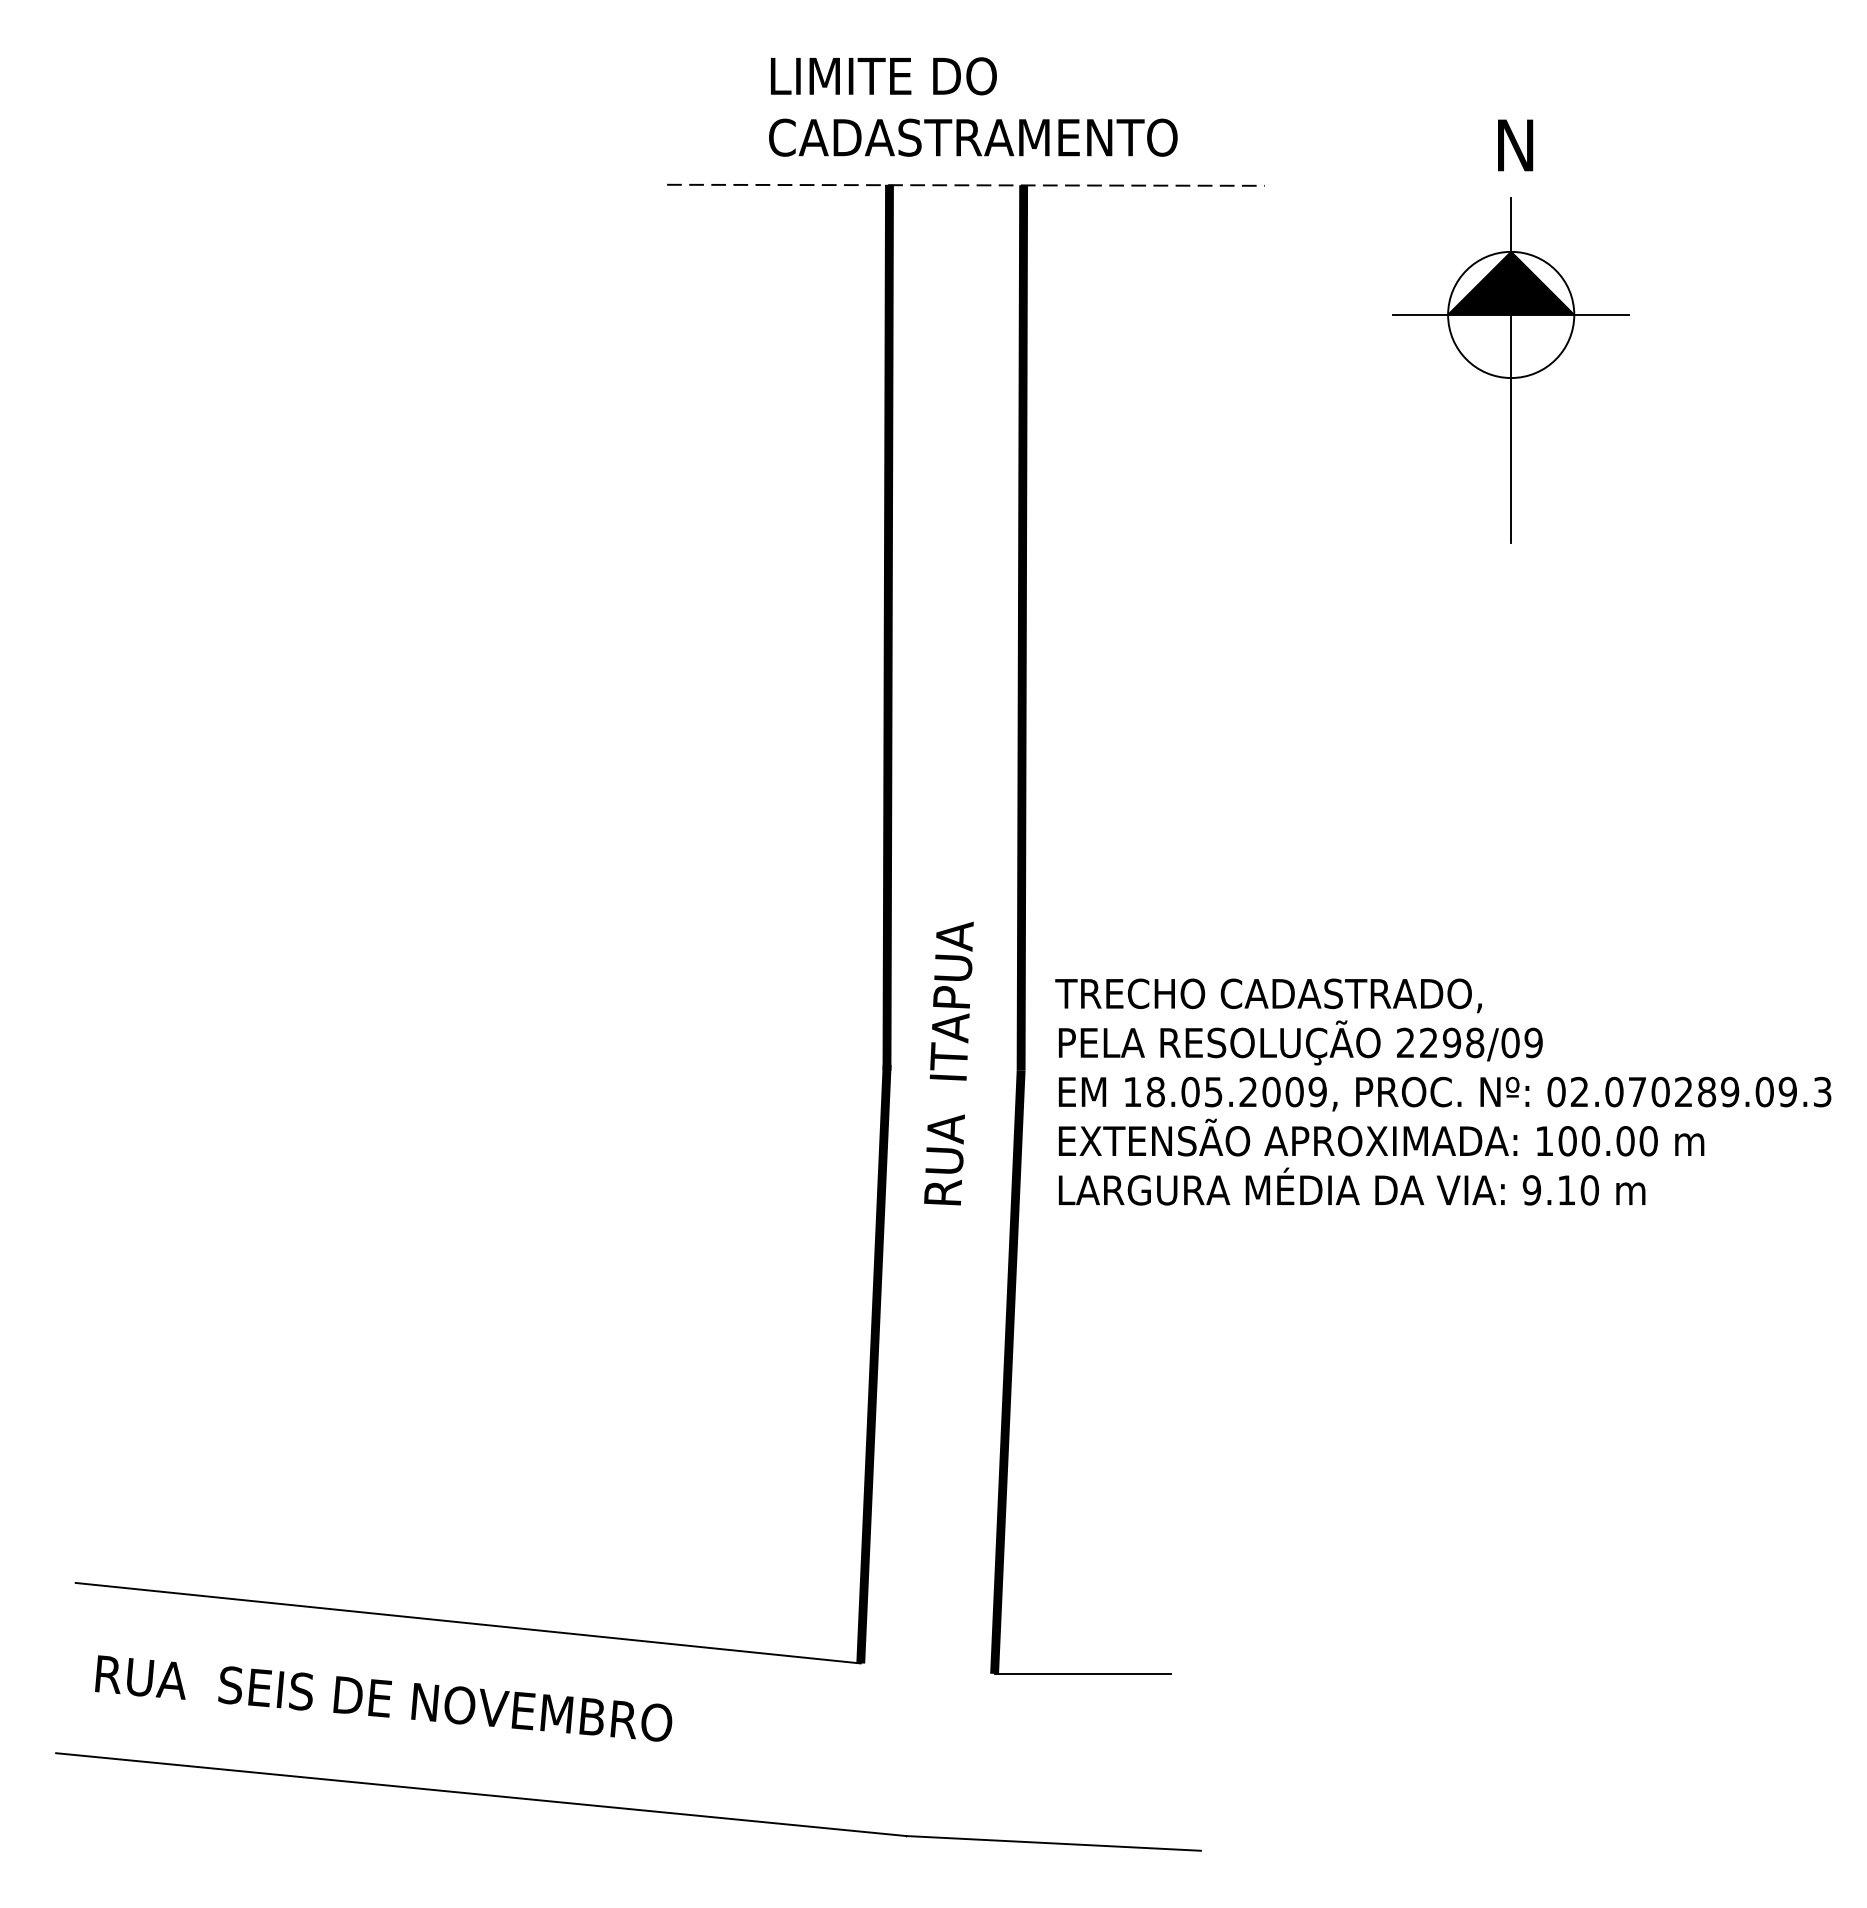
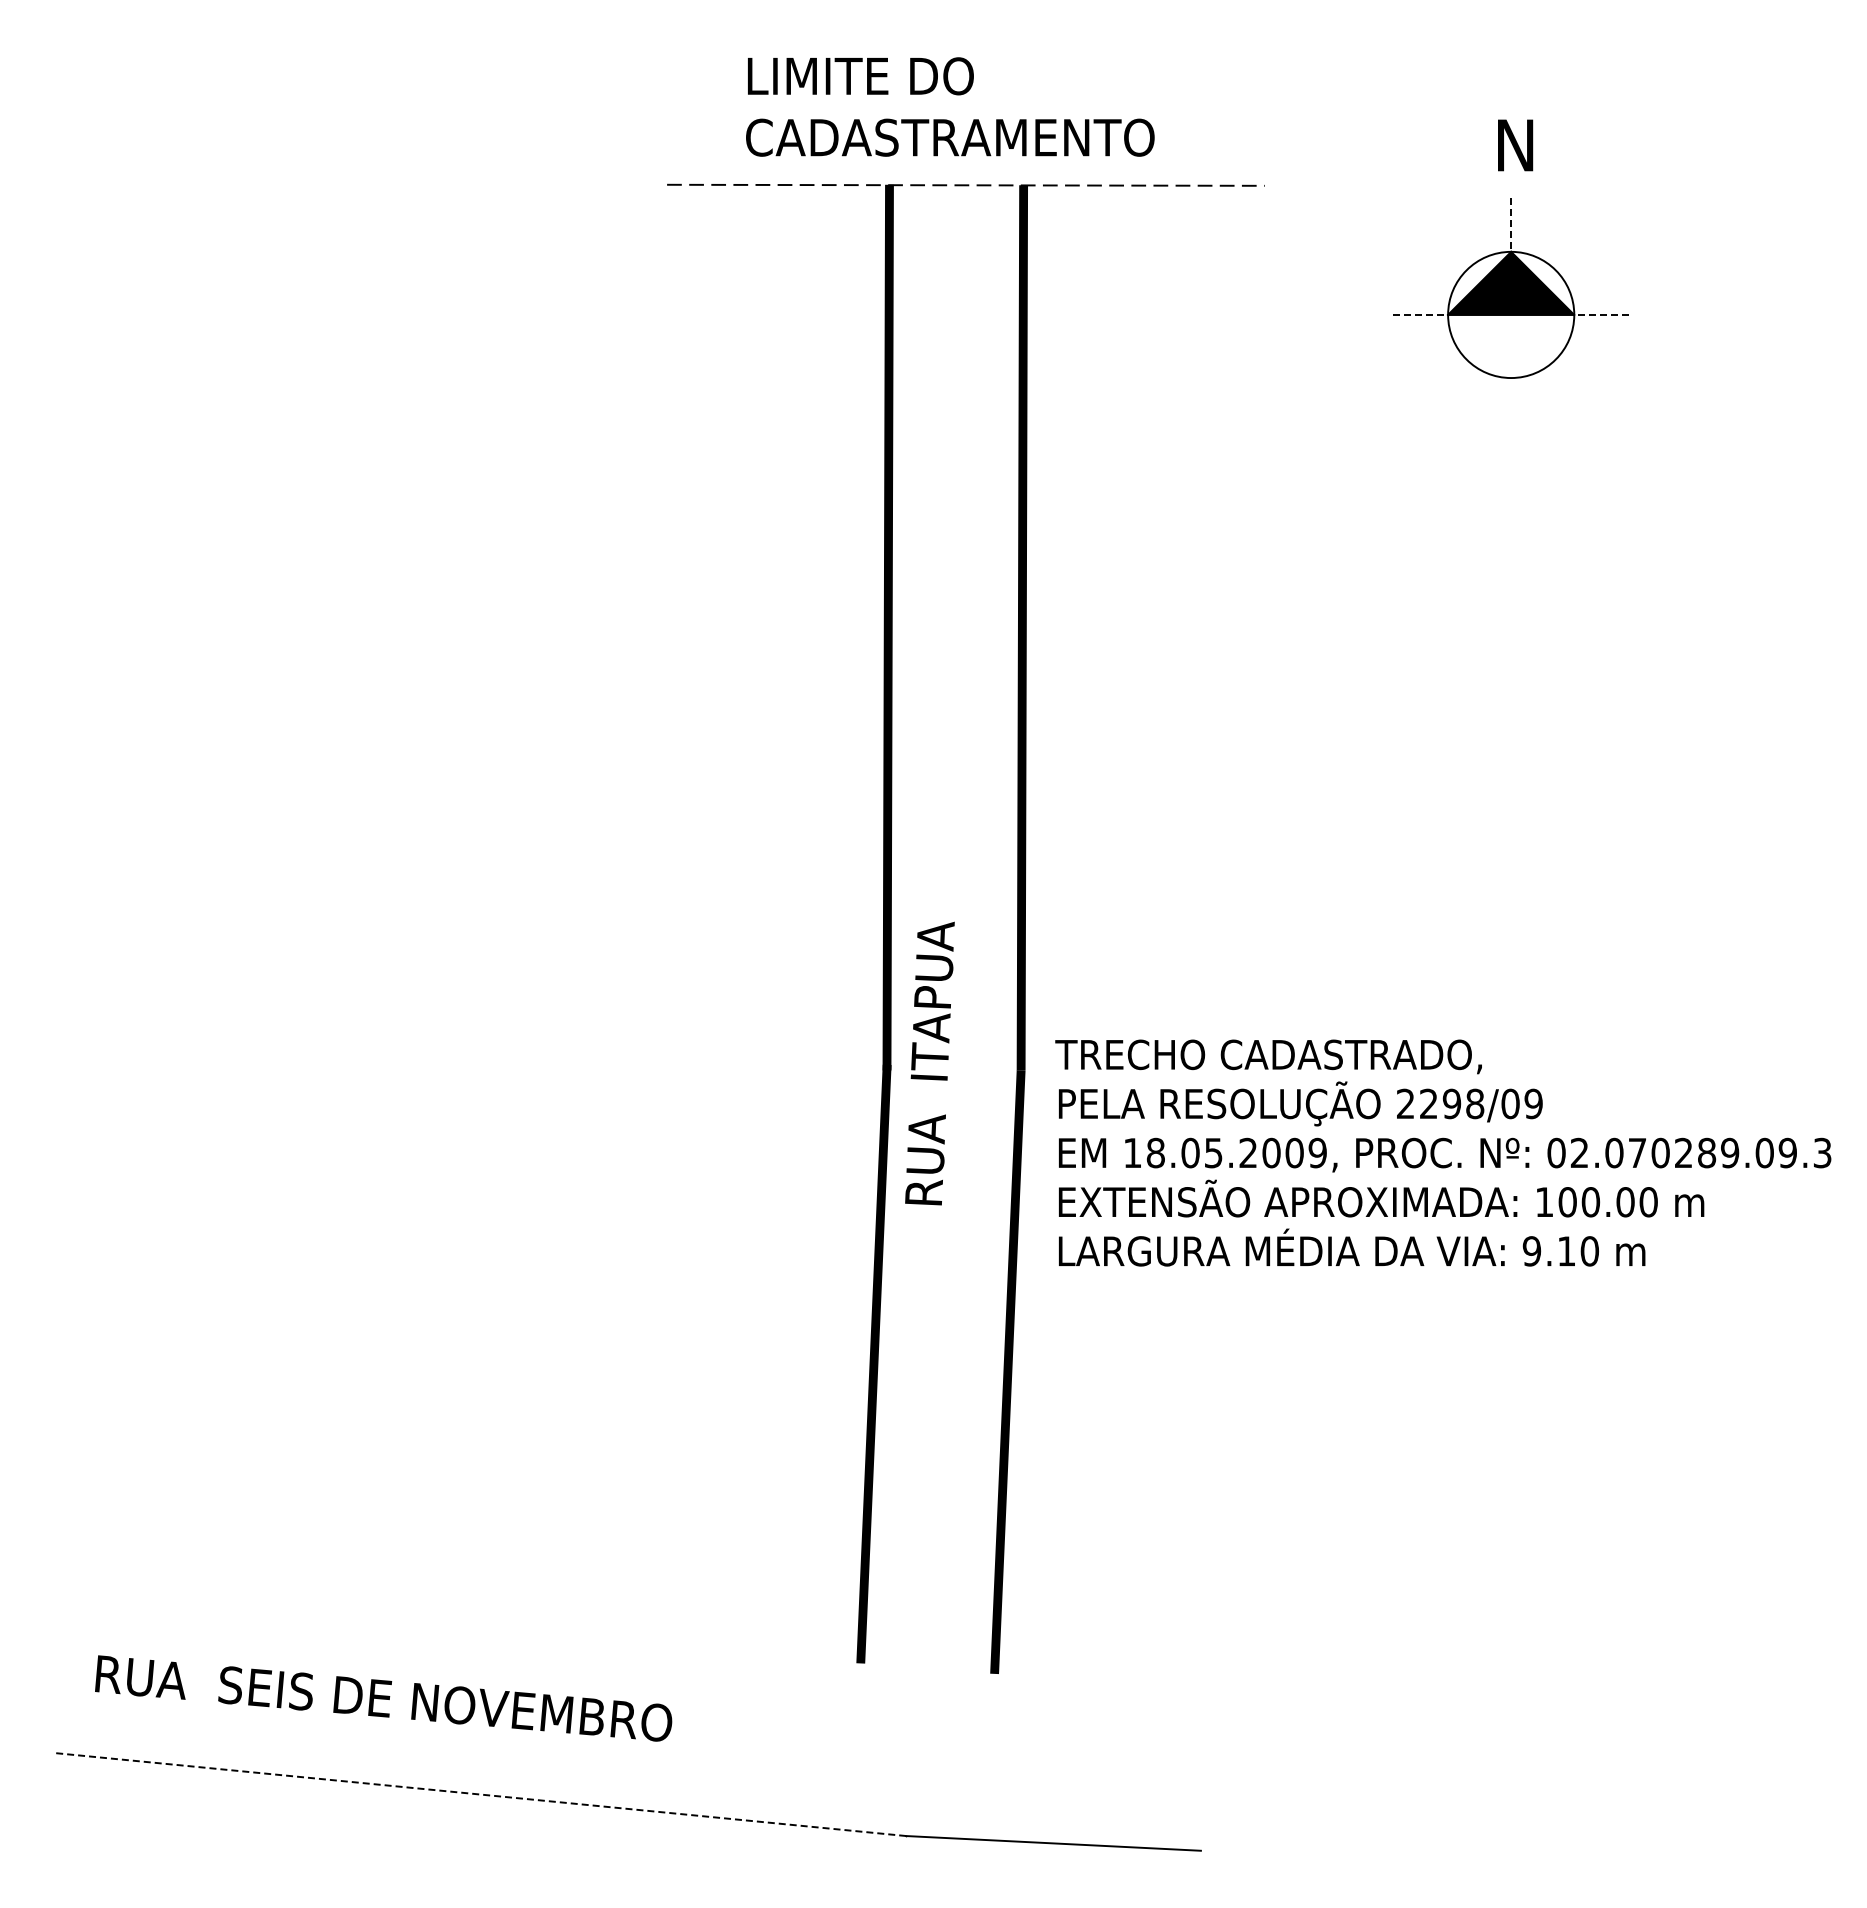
text position: (973, 106) -> (950, 106) (950, 106)
line: solid -> dashed (1510, 225)
line: solid -> dashed (1421, 314)
line: solid -> dashed (1601, 314)
line: present -> none (1510, 428)
text position: (948, 1063) -> (929, 1063) (929, 1063)
text position: (1443, 1091) -> (1443, 1152) (1443, 1152)
line: present -> none (467, 1622)
line: present -> none (1082, 1673)
line: solid -> dashed (480, 1794)
